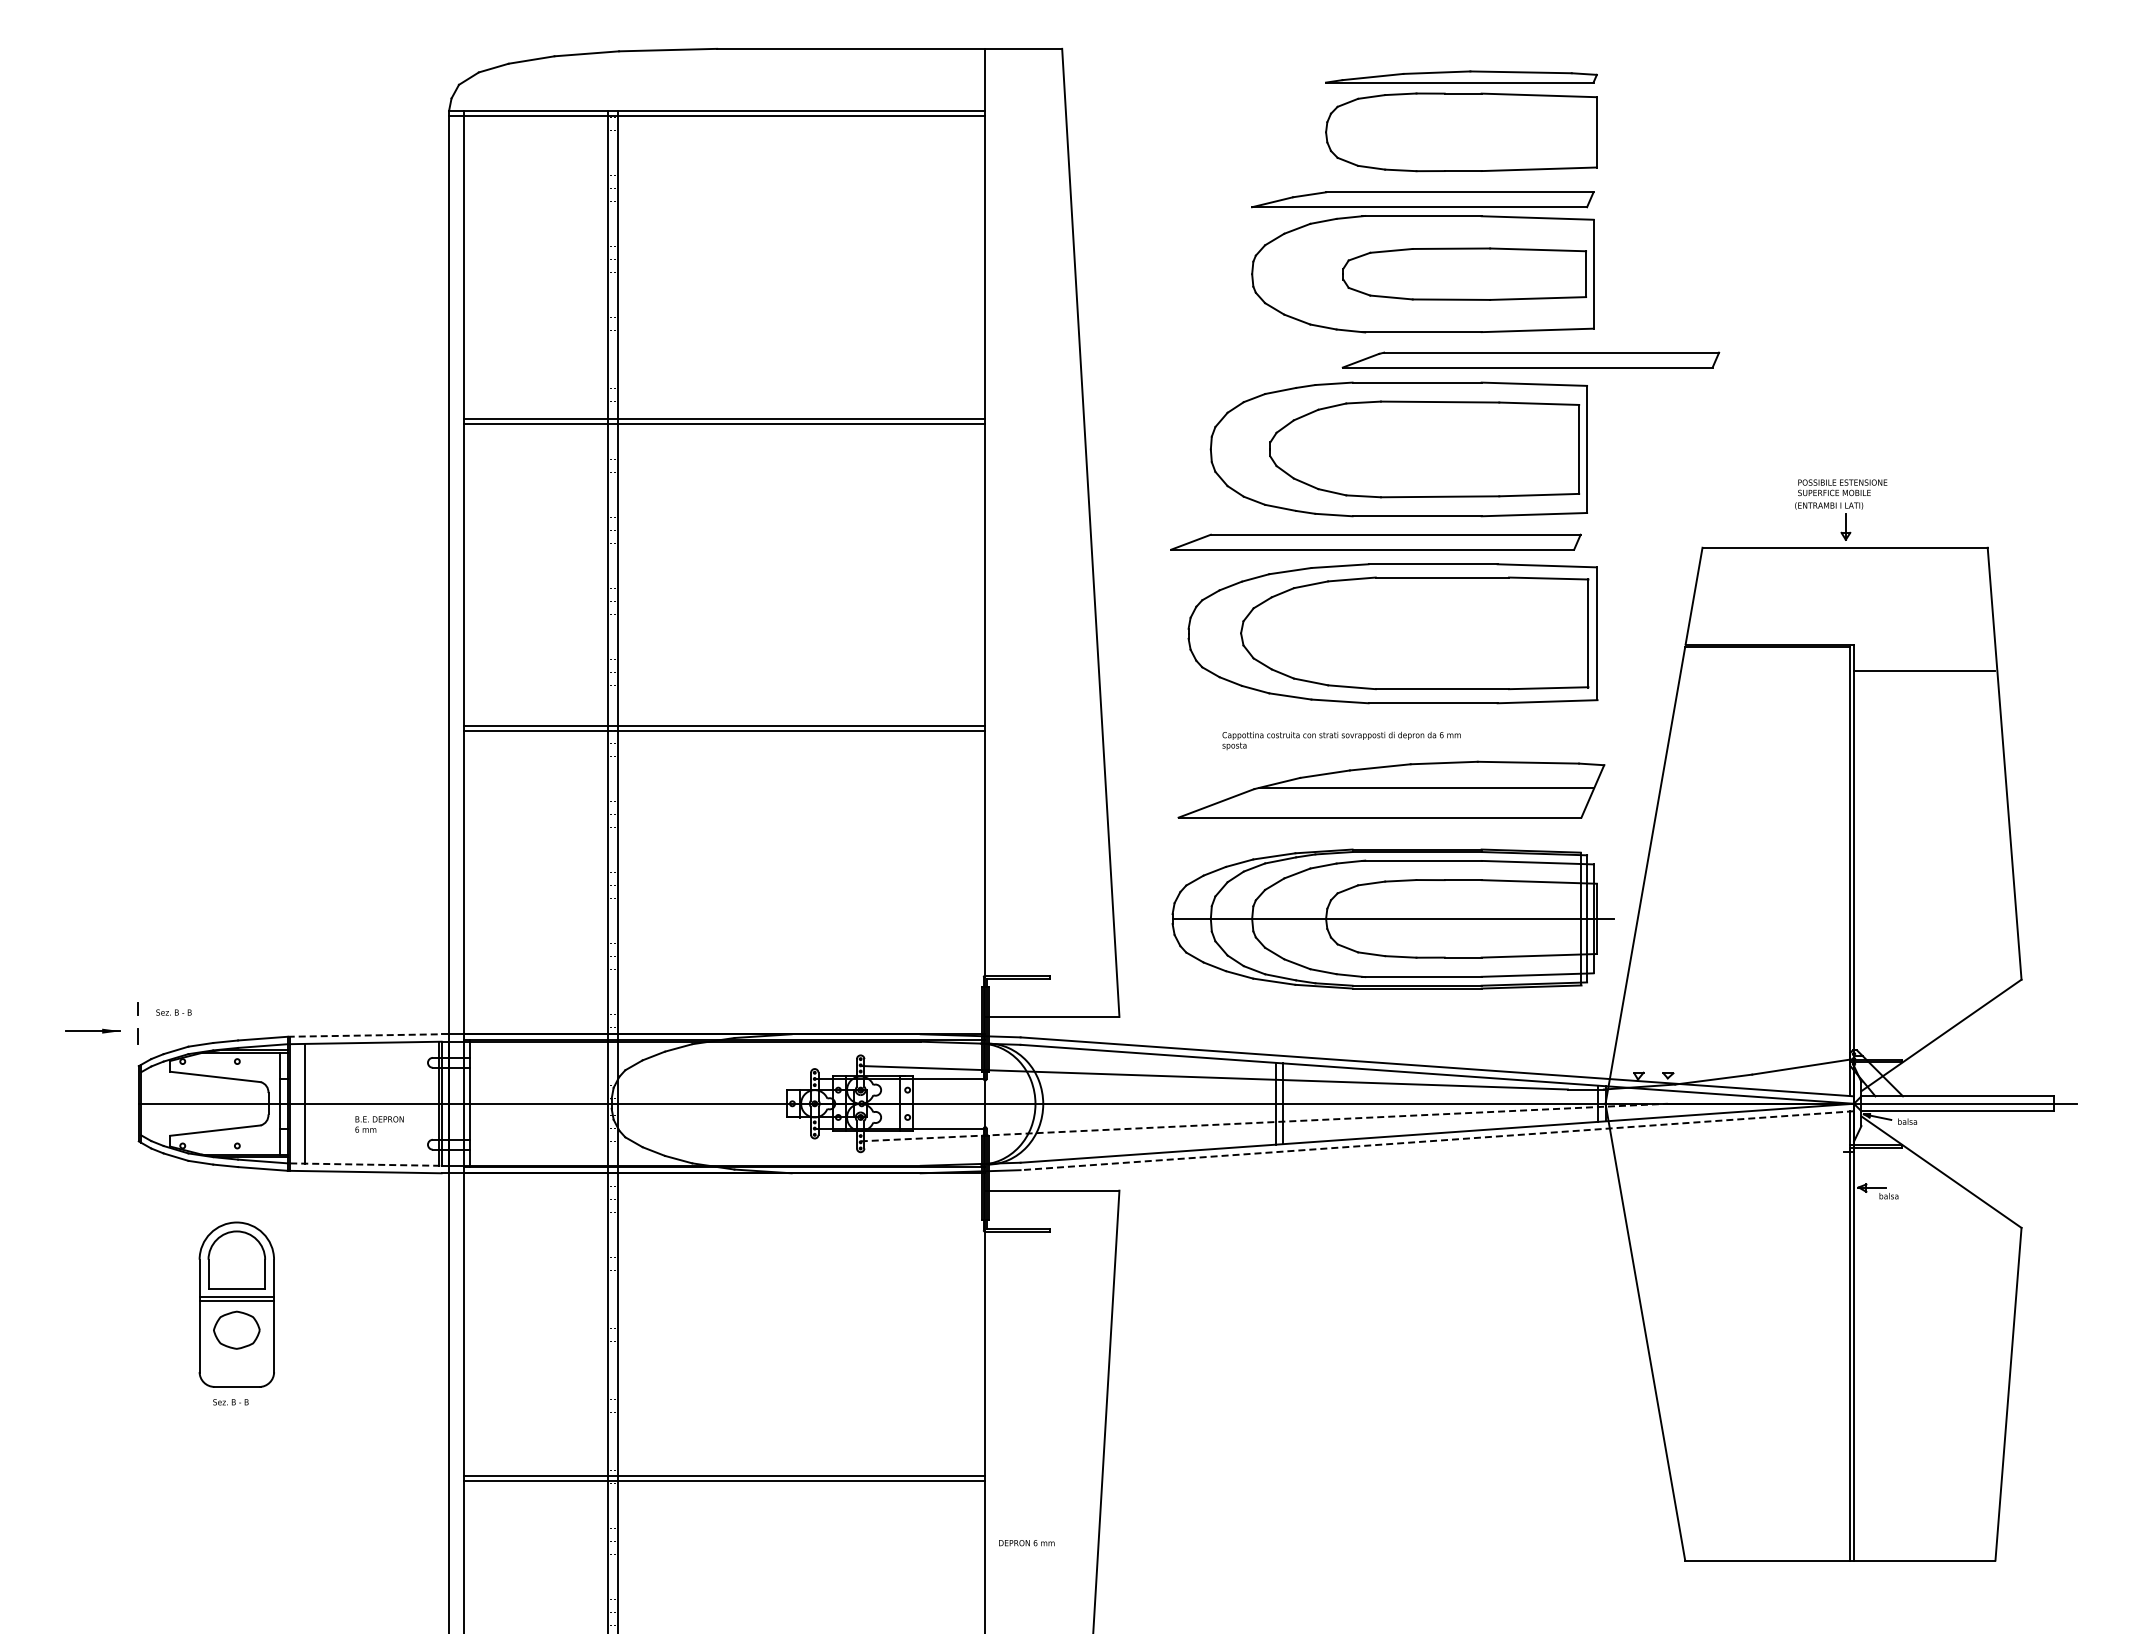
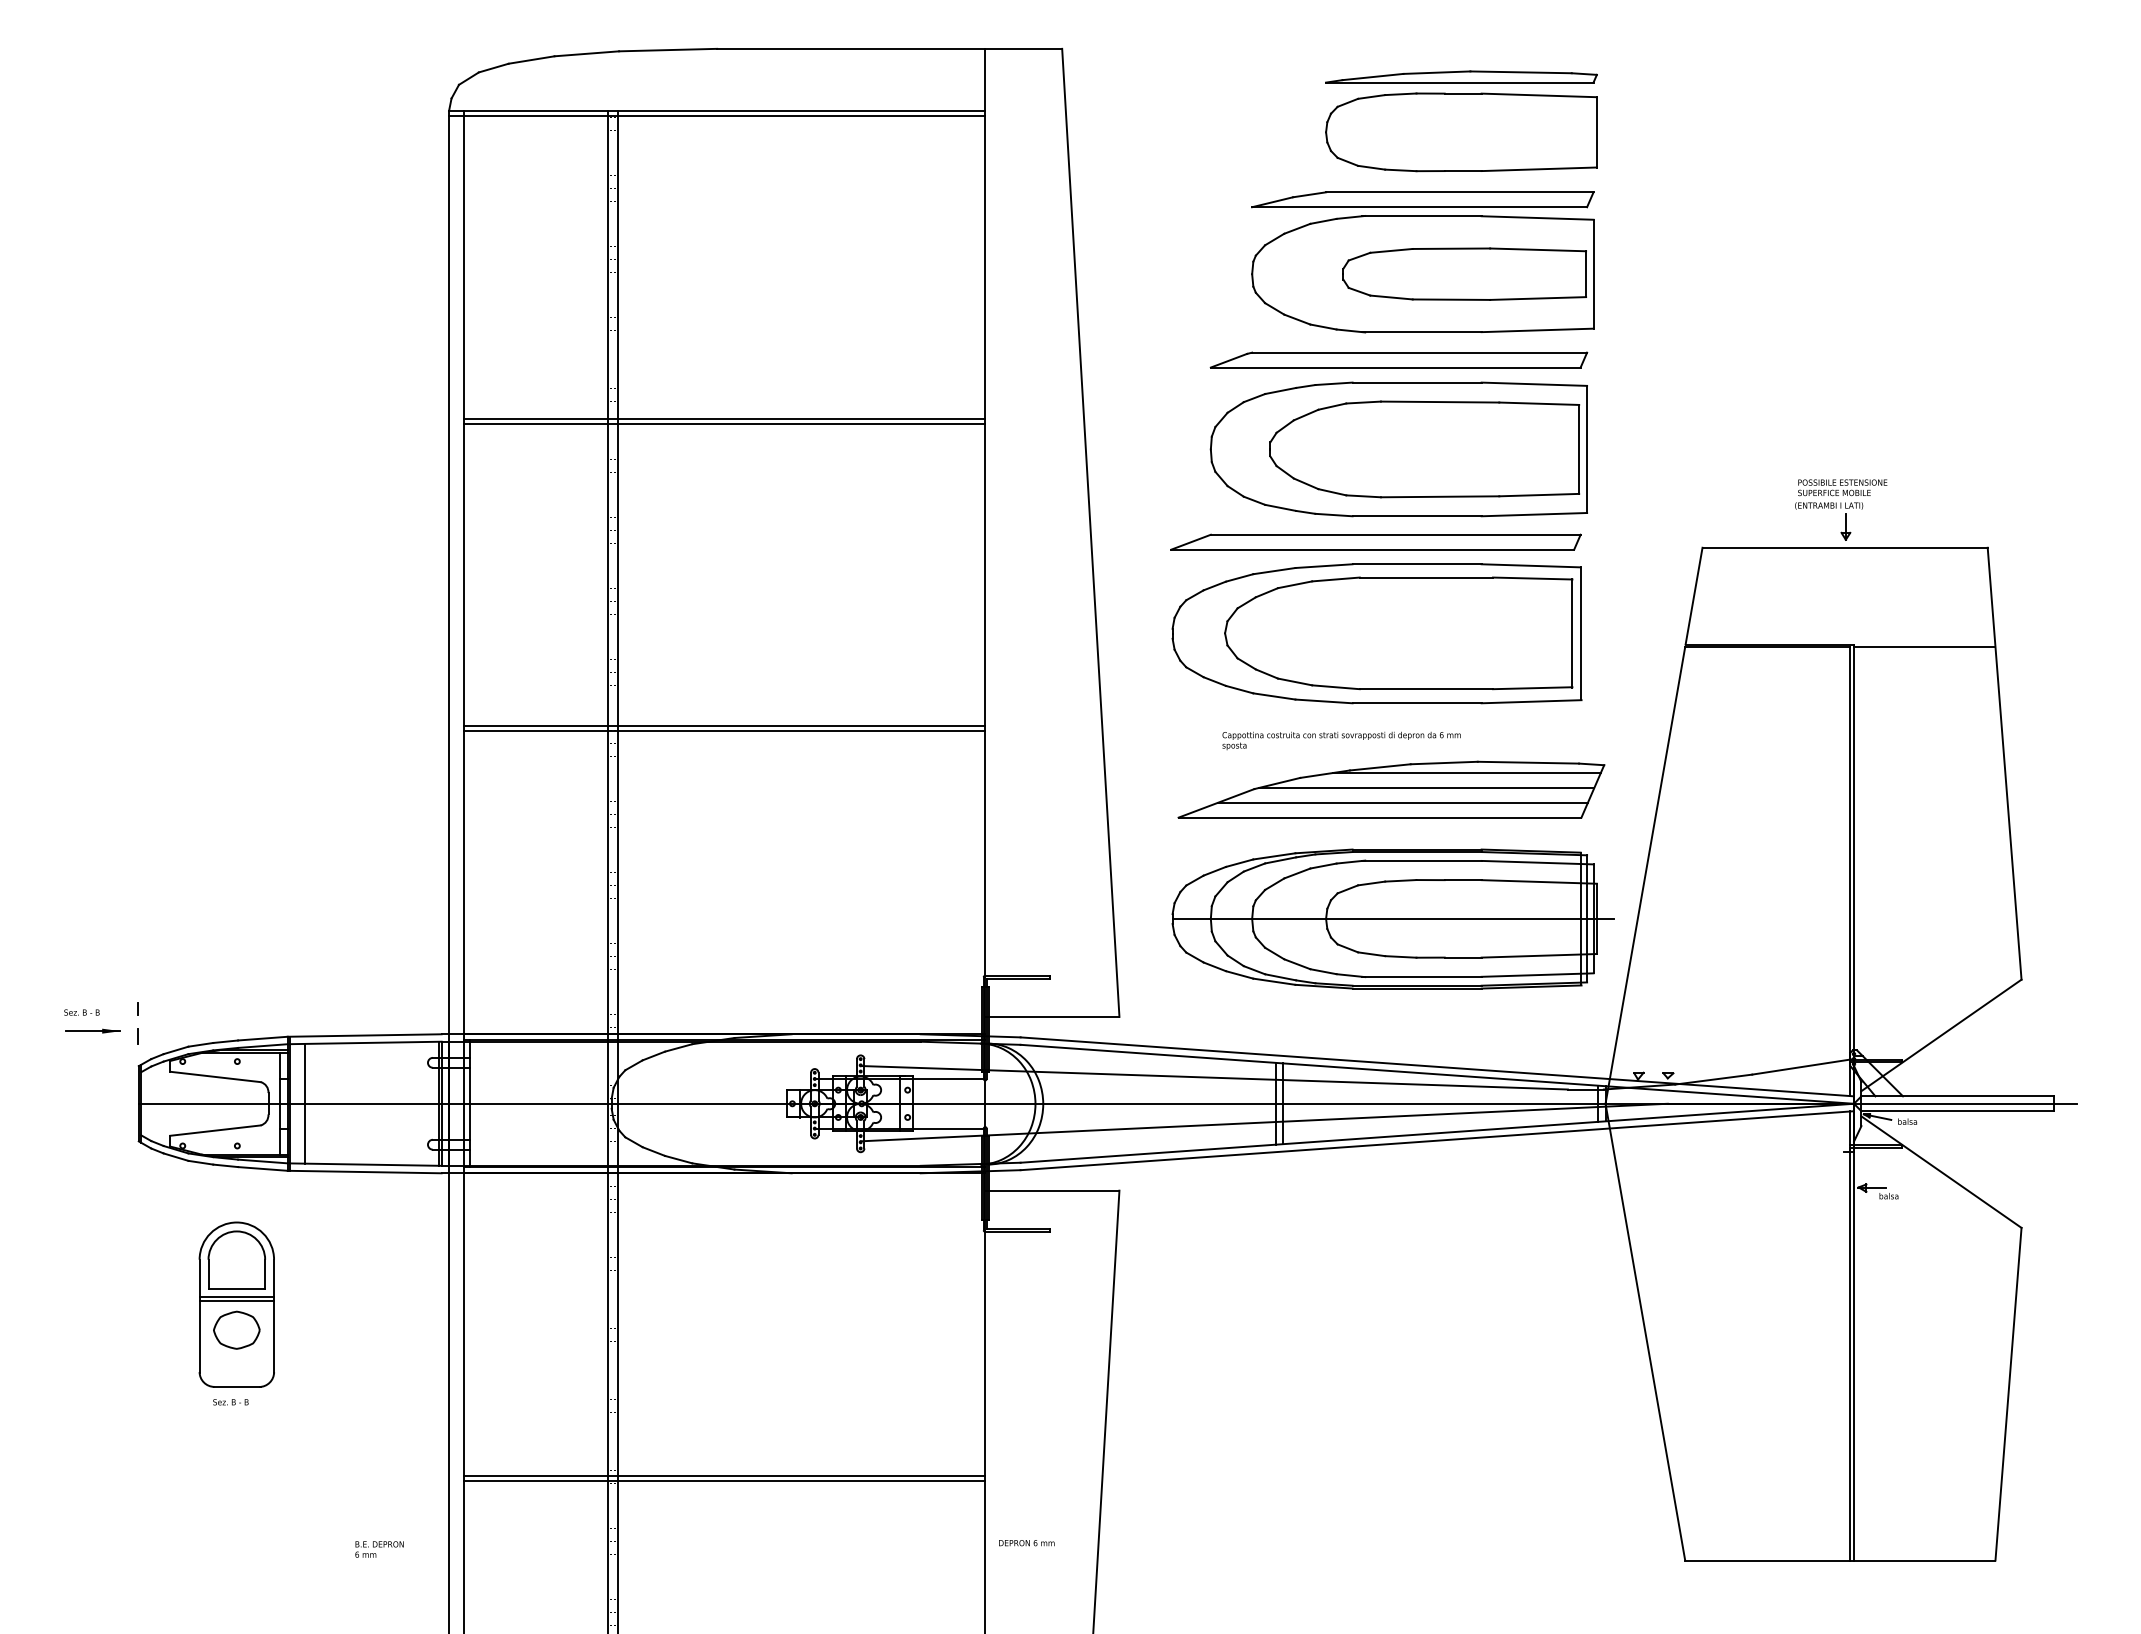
part position: (1530, 359) -> (1398, 359) (1398, 359)
part position: (1392, 633) -> (1376, 633) (1376, 633)
line position: (1924, 671) -> (1924, 647) (1924, 647)
line: none -> present (1466, 772)
line: none -> present (1402, 802)
text position: (173, 1012) -> (81, 1012) (81, 1012)
line: dashed -> solid (364, 1035)
line: dashed -> solid (1264, 1122)
text position: (379, 1124) -> (379, 1549) (379, 1549)
line: dashed -> solid (1437, 1140)
line: dashed -> solid (365, 1164)
